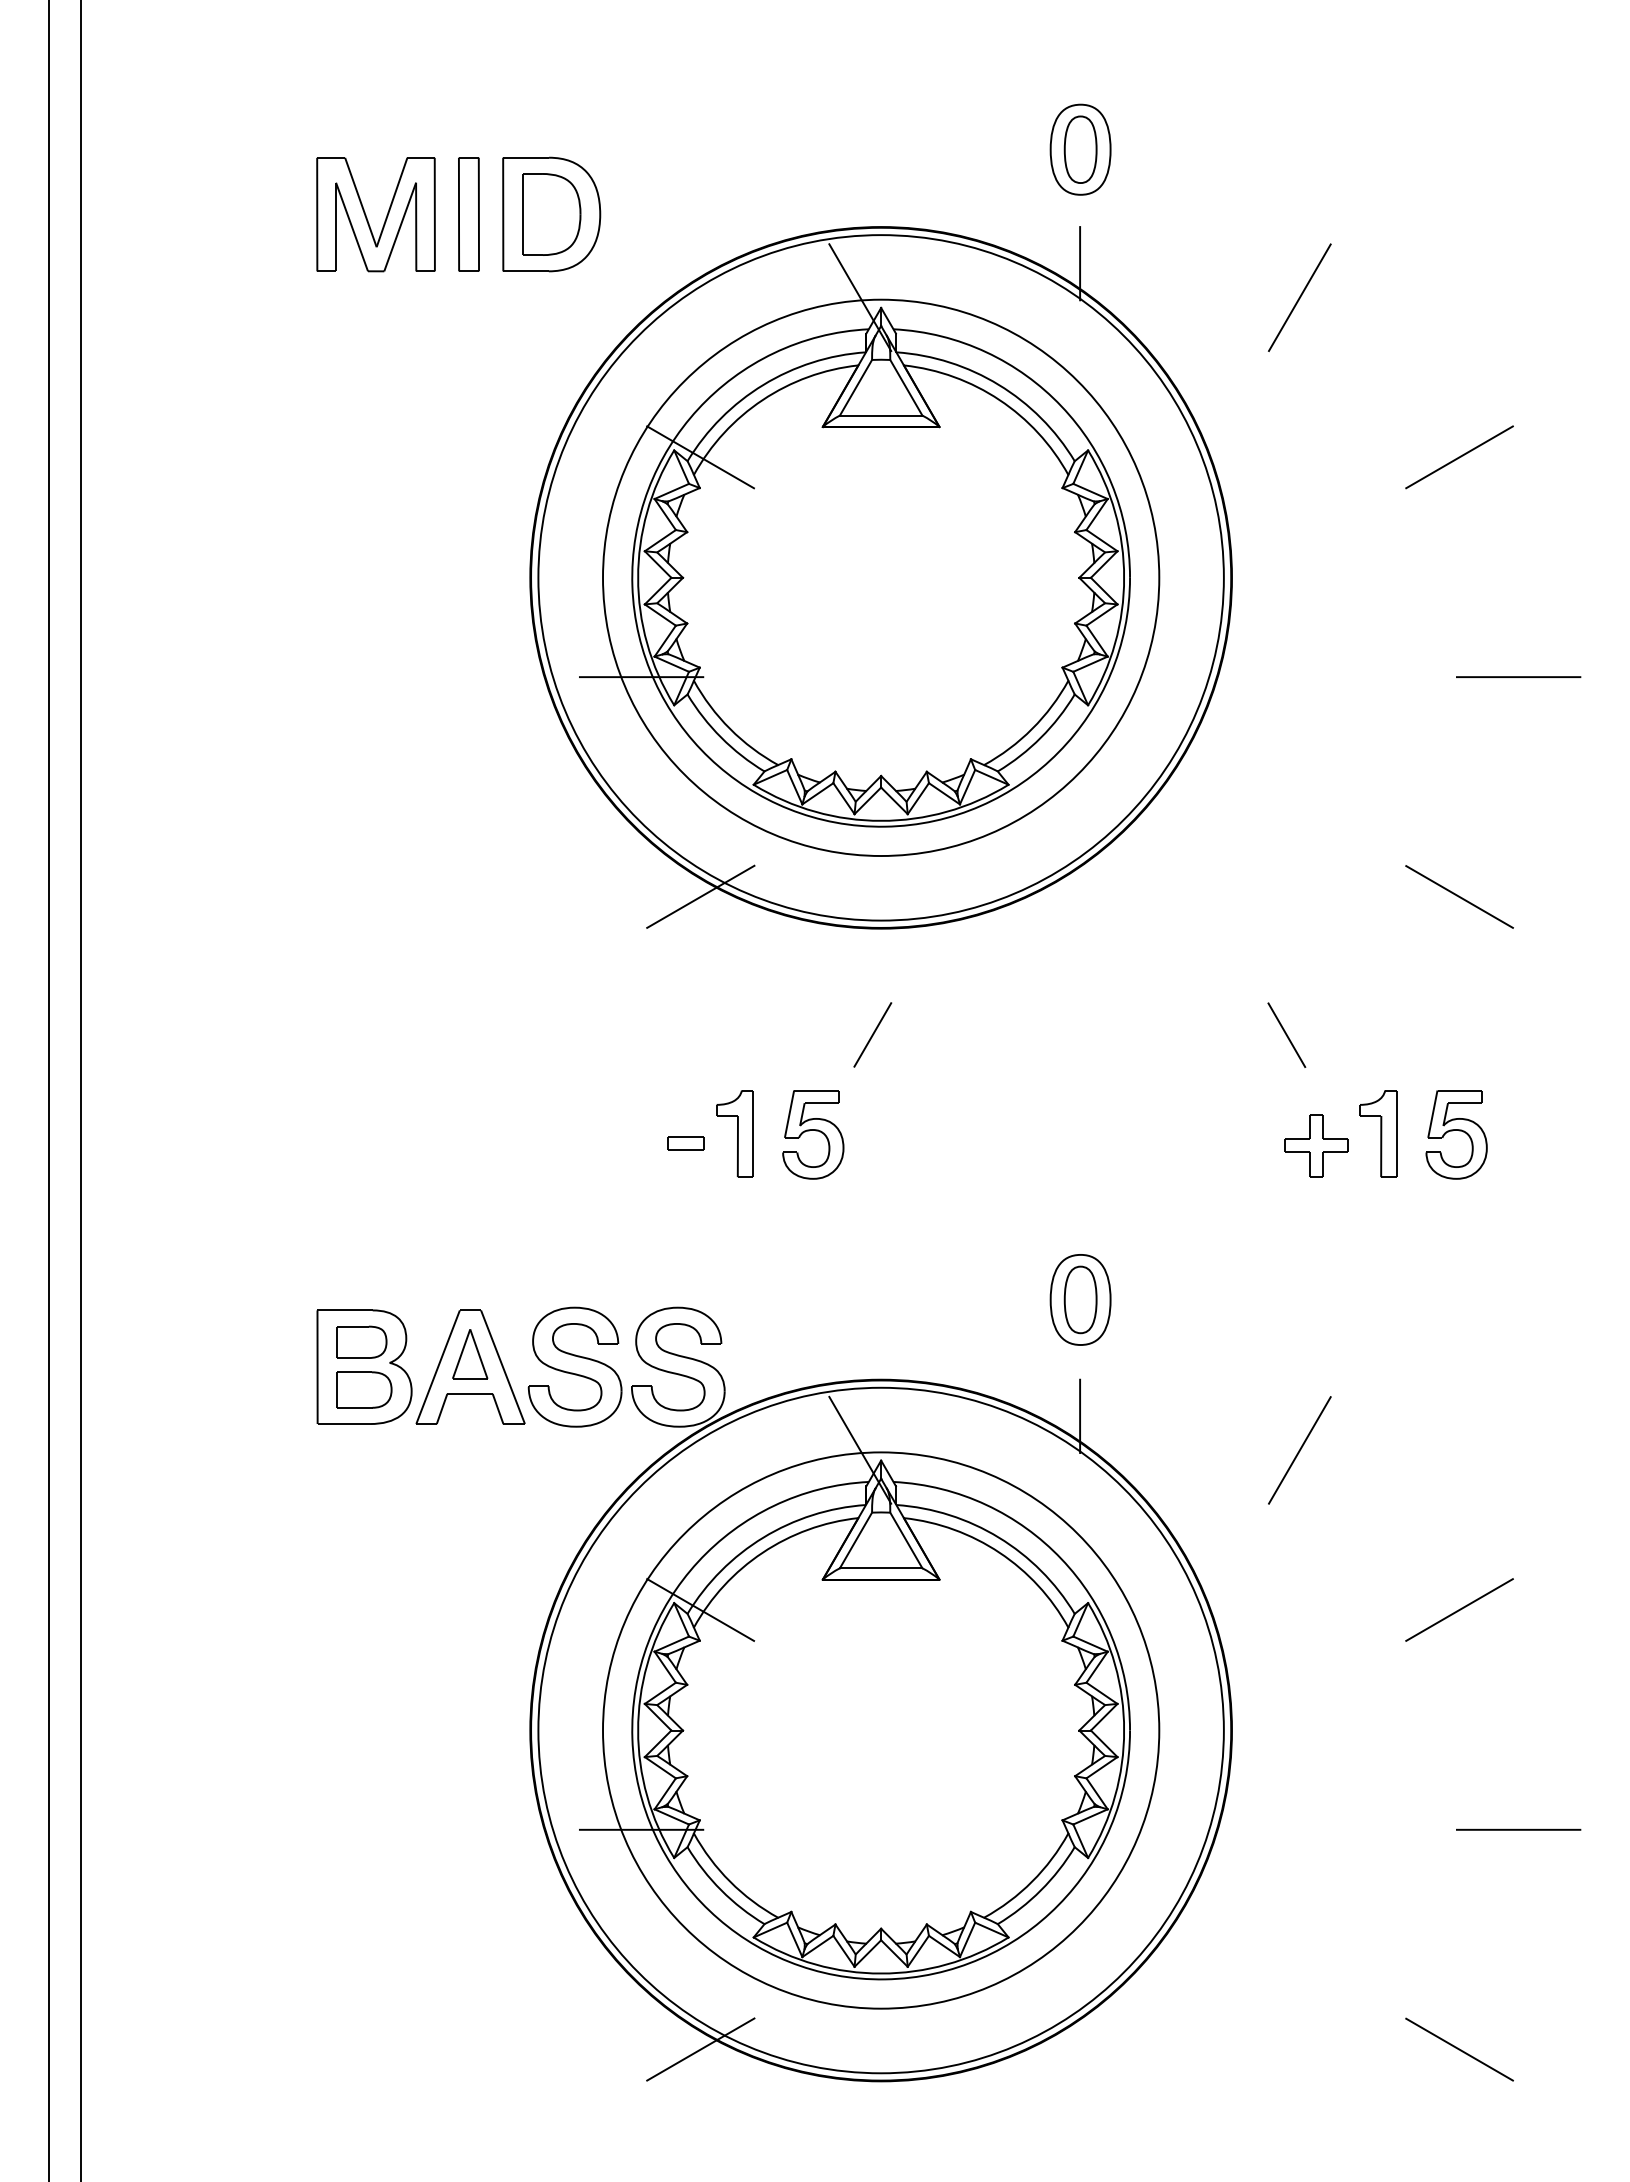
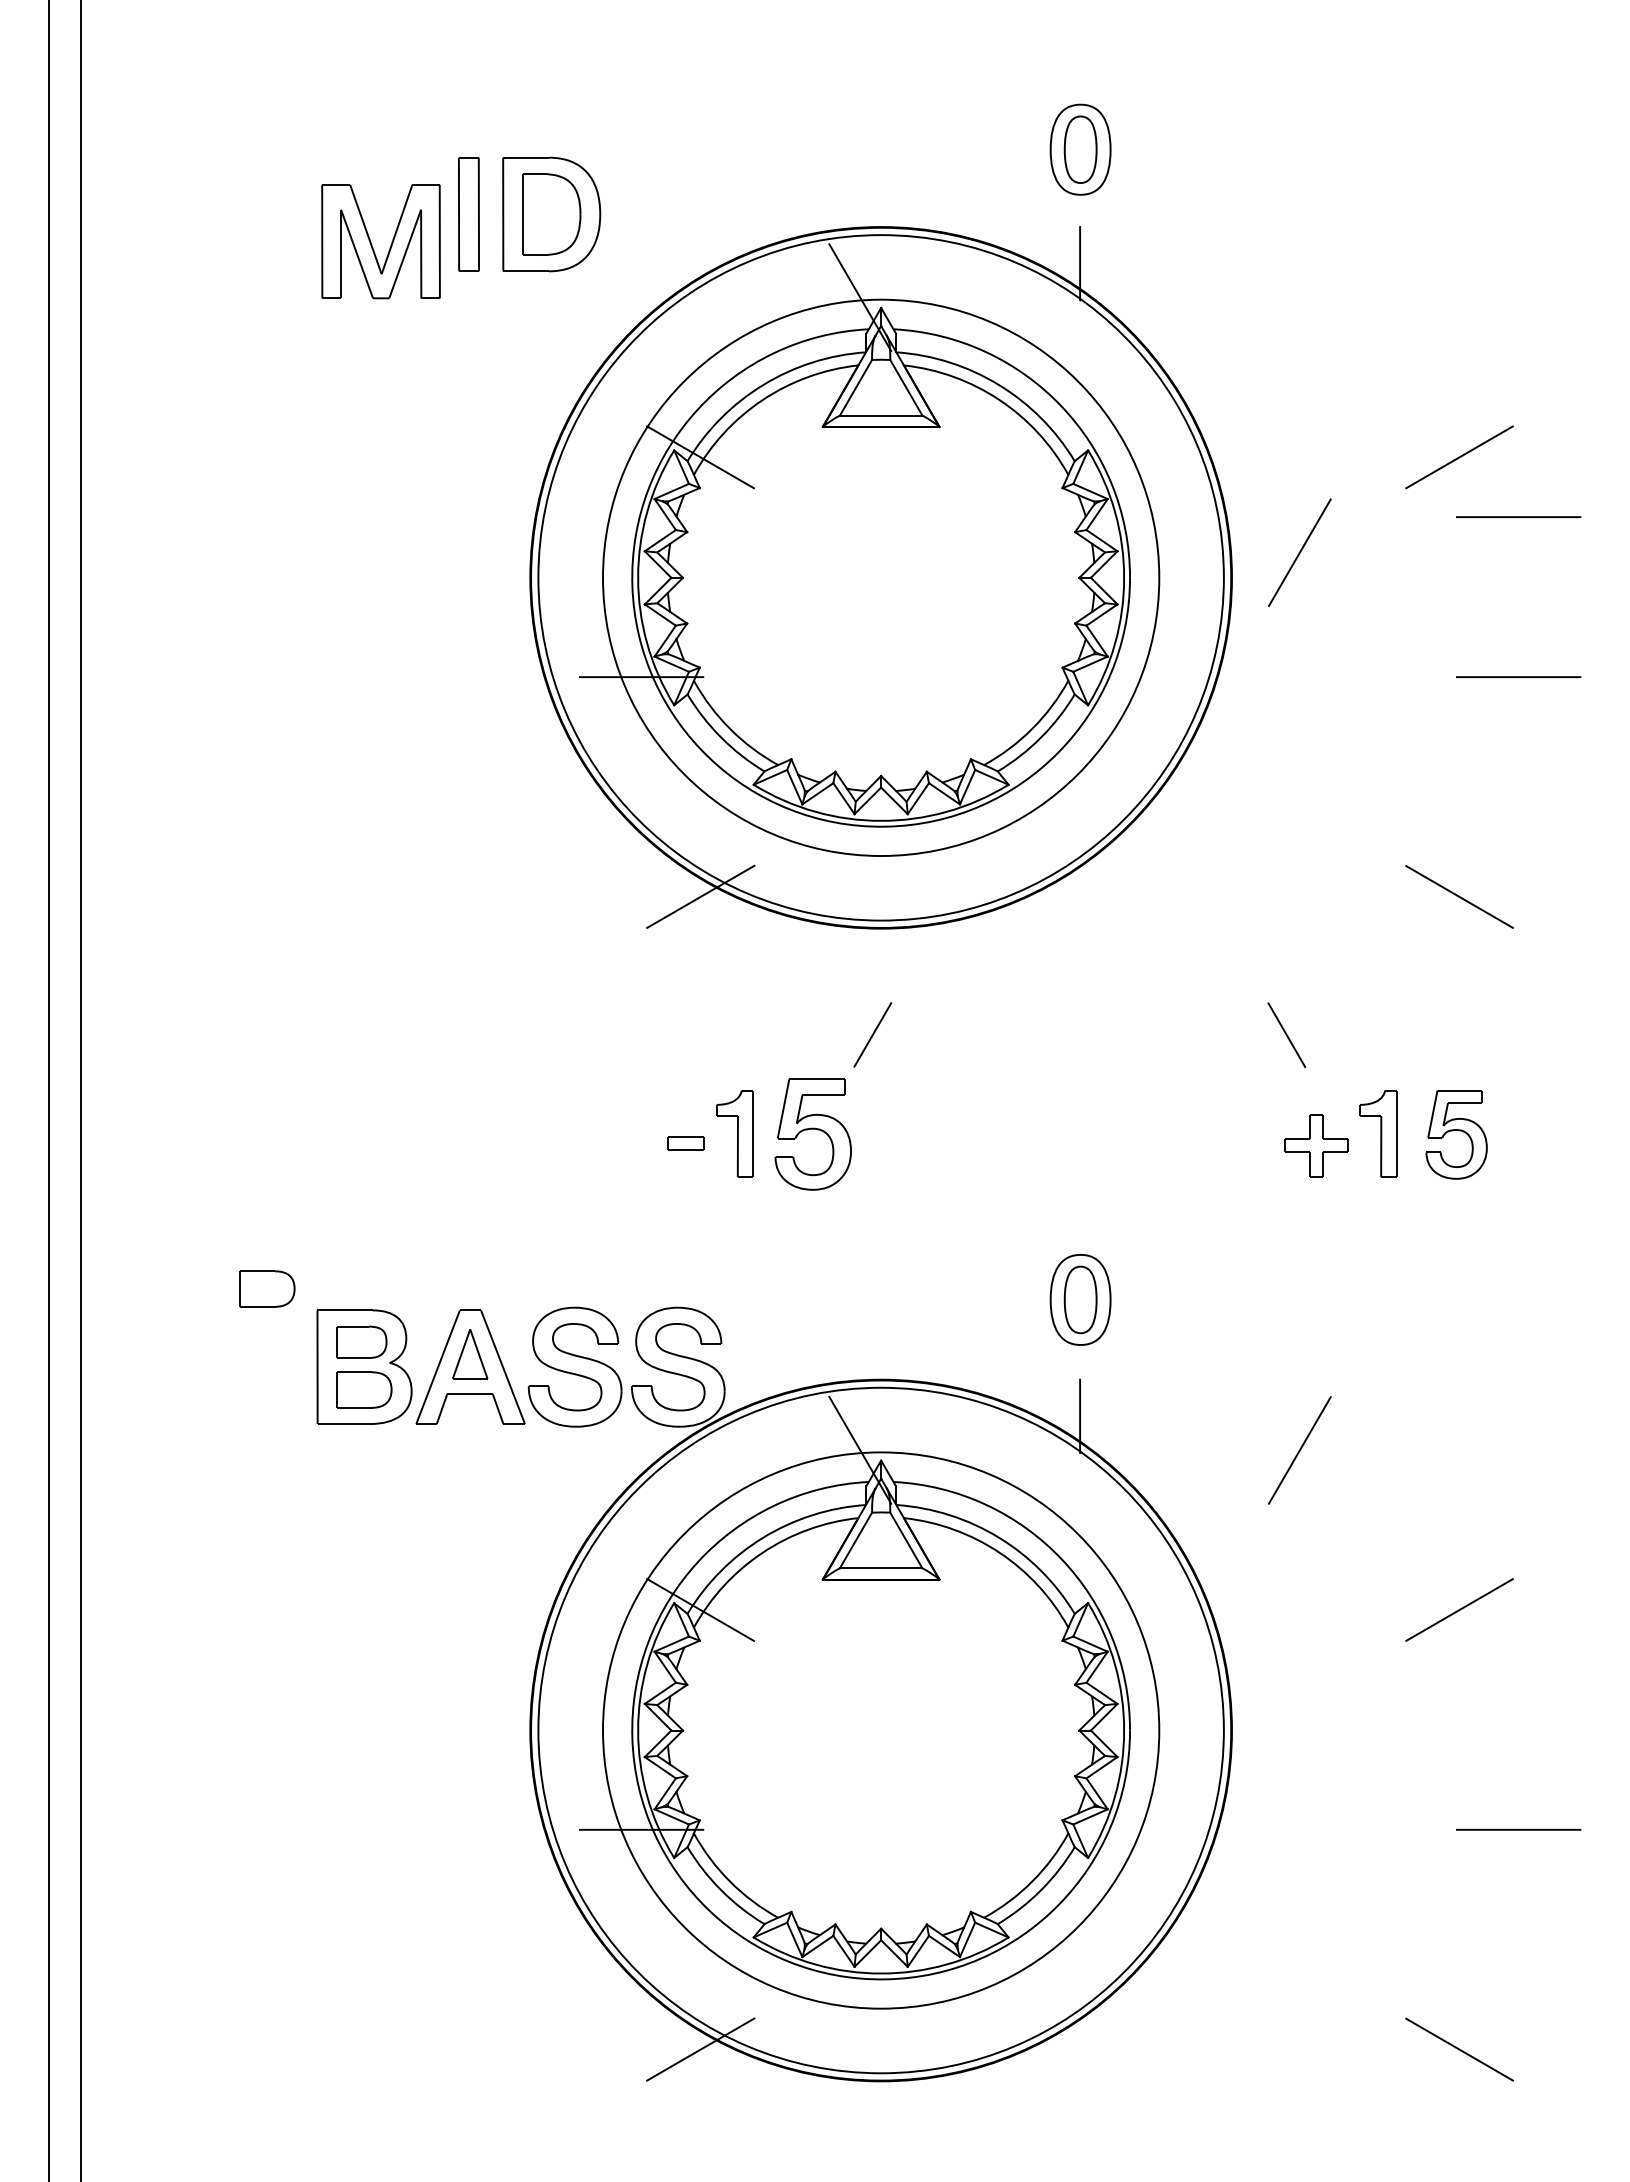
part position: (367, 217) -> (372, 244) (372, 244)
line position: (1299, 297) -> (1299, 552) (1299, 552)
line: none -> present (1518, 516)
part size: 63x90 px -> 78x113 px (812, 1134)
part: none -> present (267, 1288)
